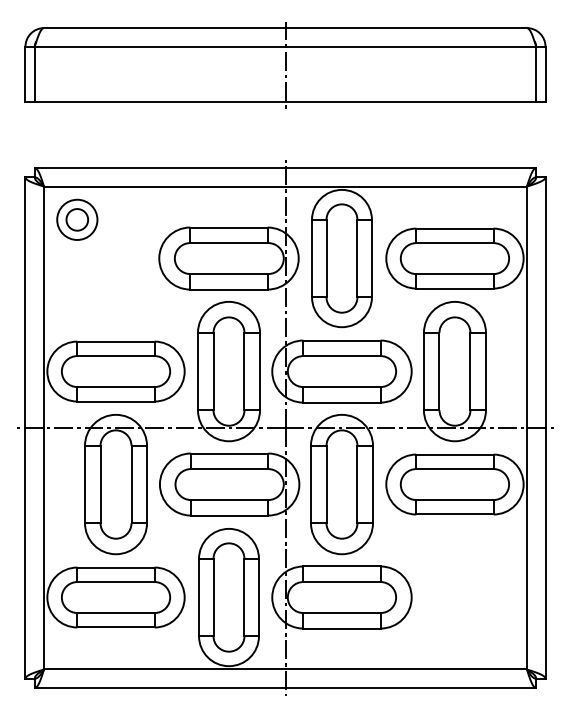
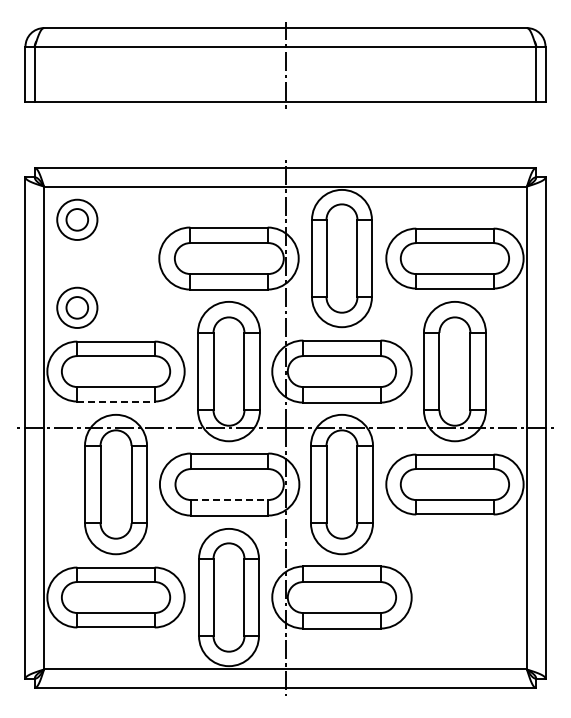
part: none -> present (77, 307)
line: solid -> dashed (116, 401)
line: solid -> dashed (229, 500)
